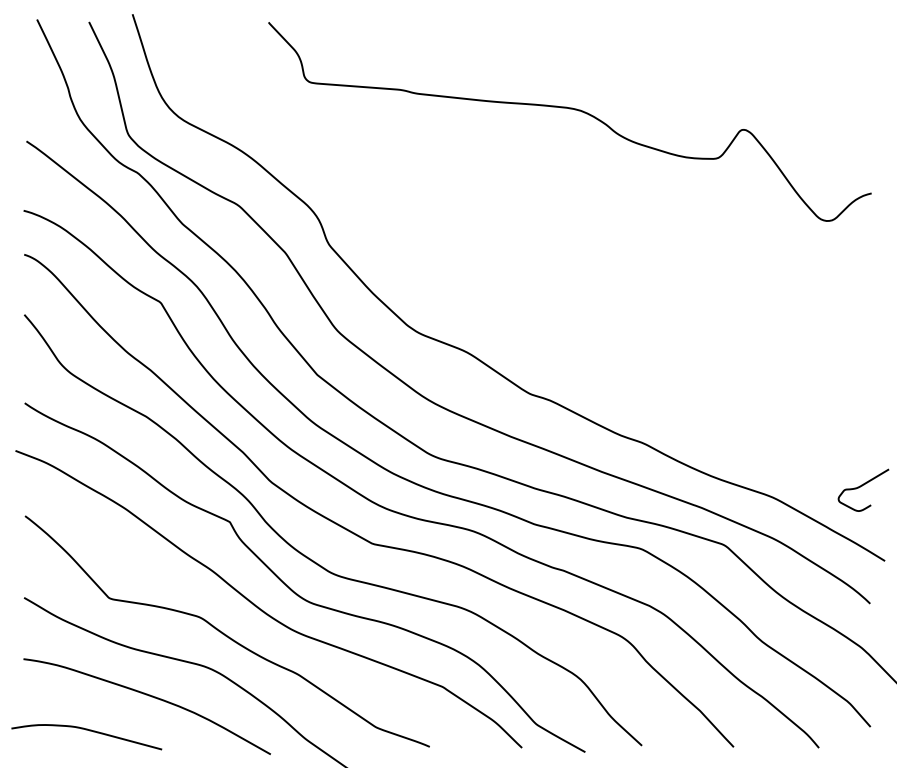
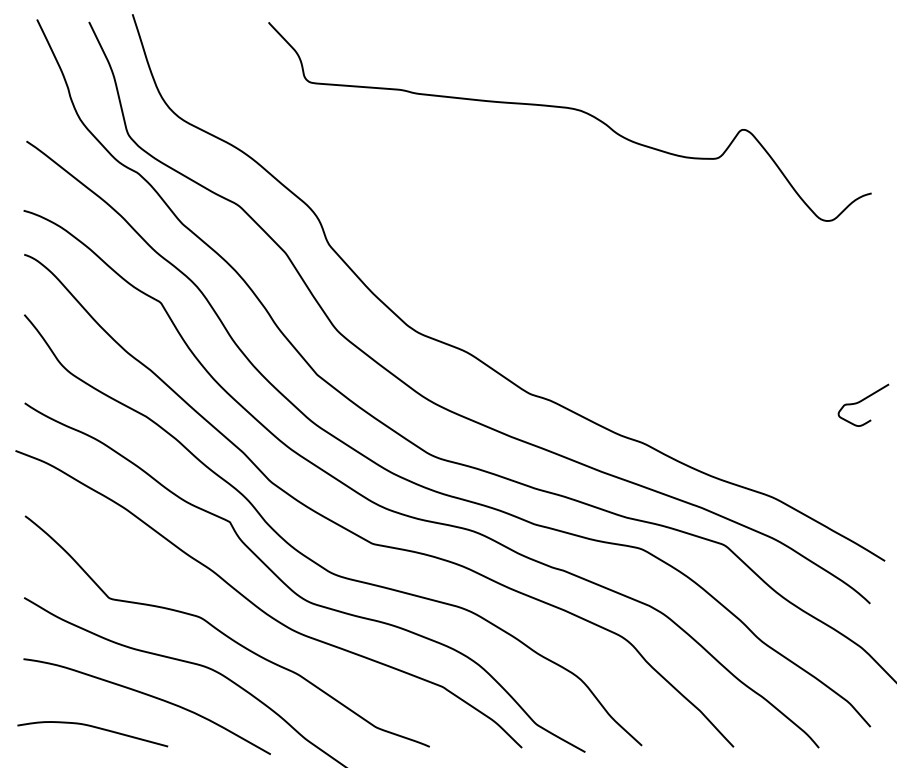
curve position: (862, 486) -> (862, 401) (862, 401)
curve position: (89, 731) -> (95, 728) (95, 728)
